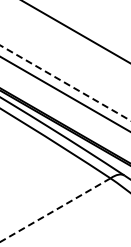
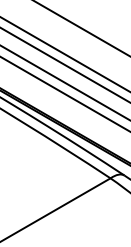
line position: (75, 31) -> (81, 28) (81, 28)
line: none -> present (64, 54)
line: none -> present (64, 64)
line: dashed -> solid (64, 82)
line: dashed -> solid (55, 210)
